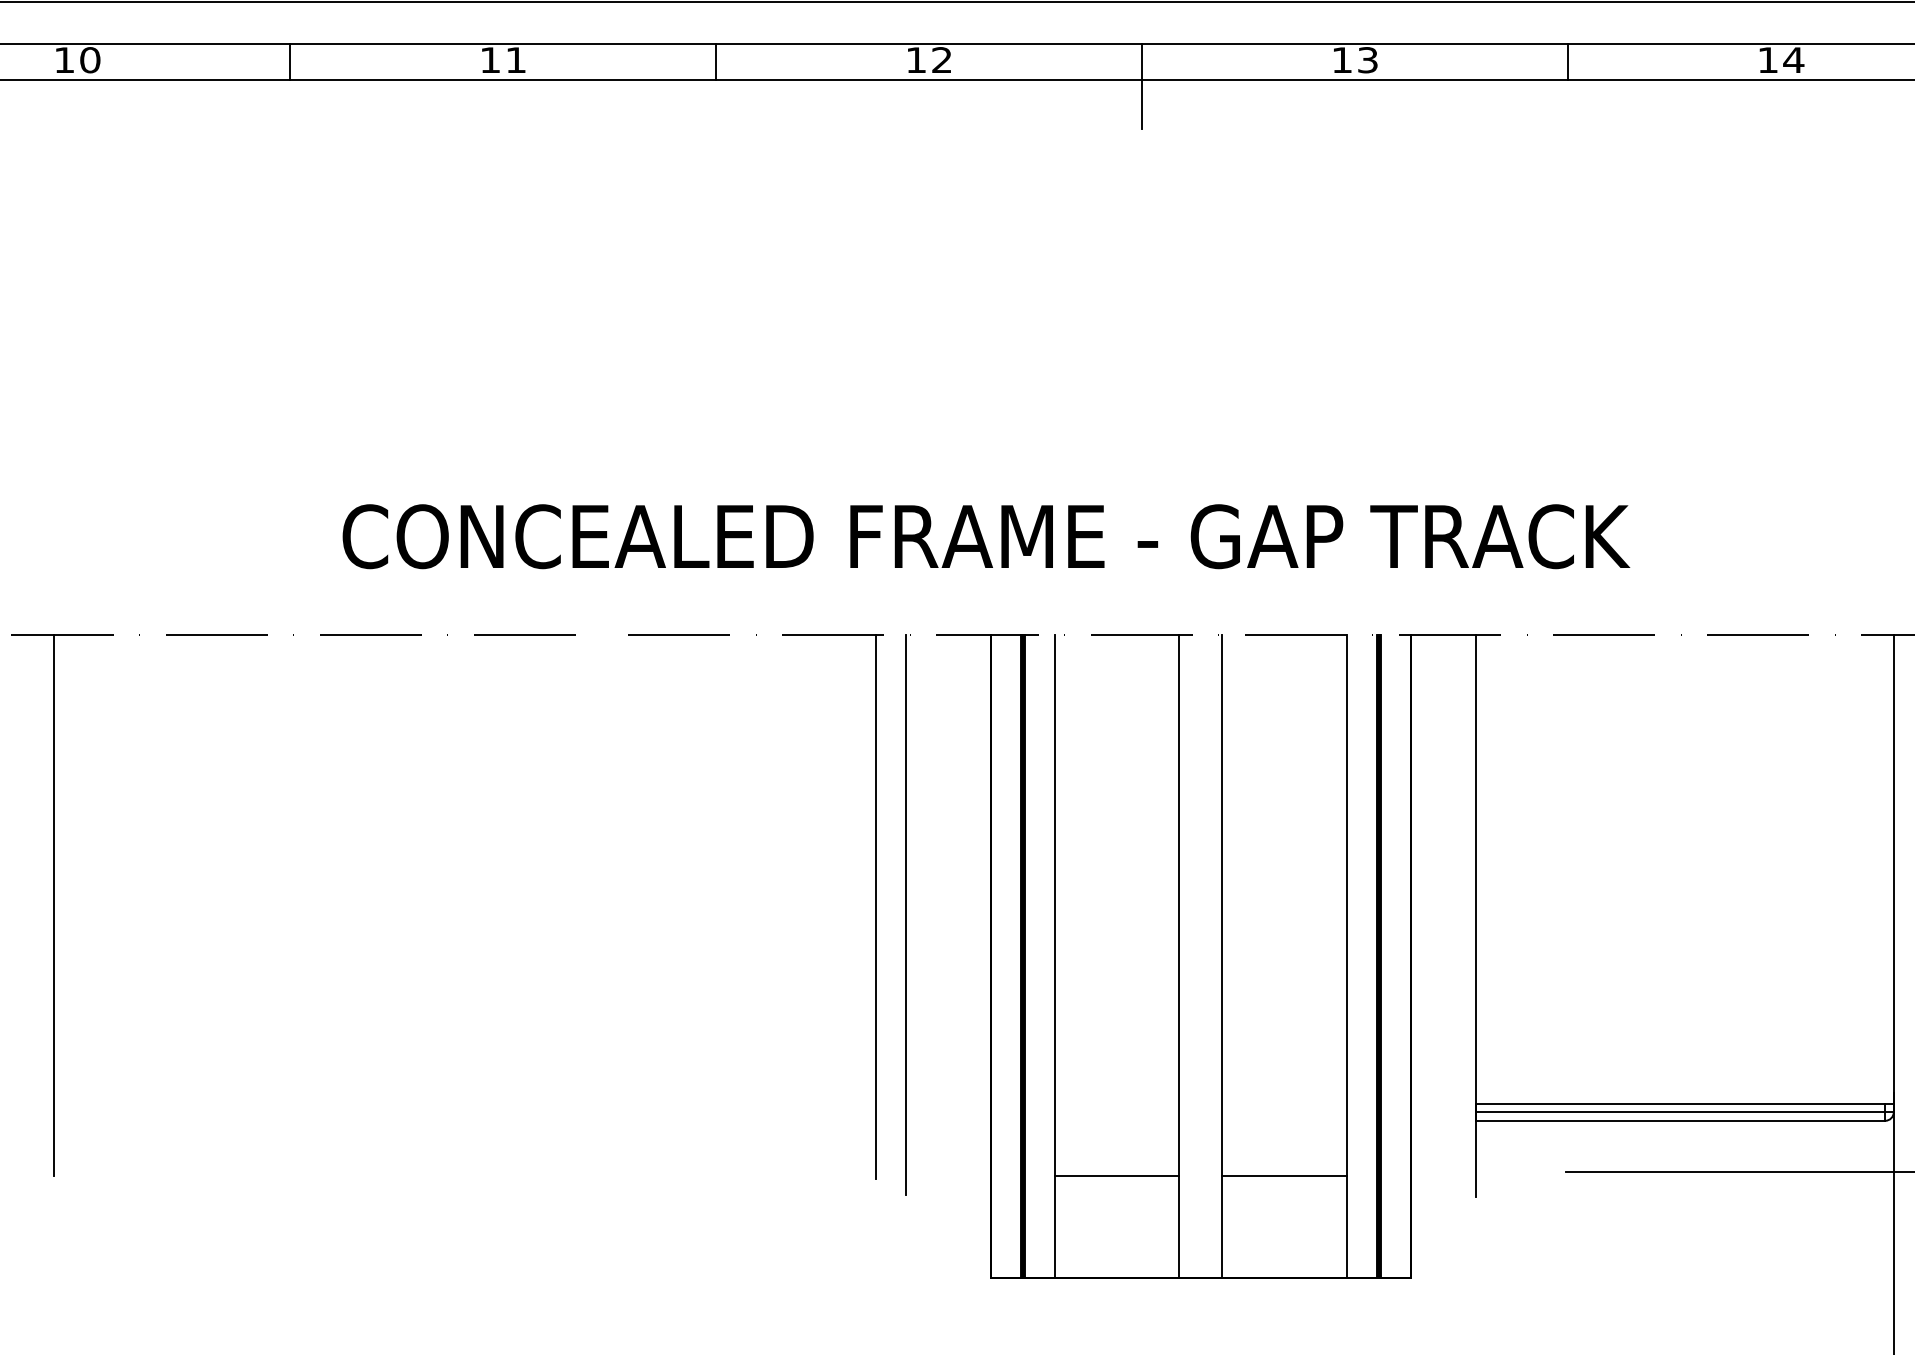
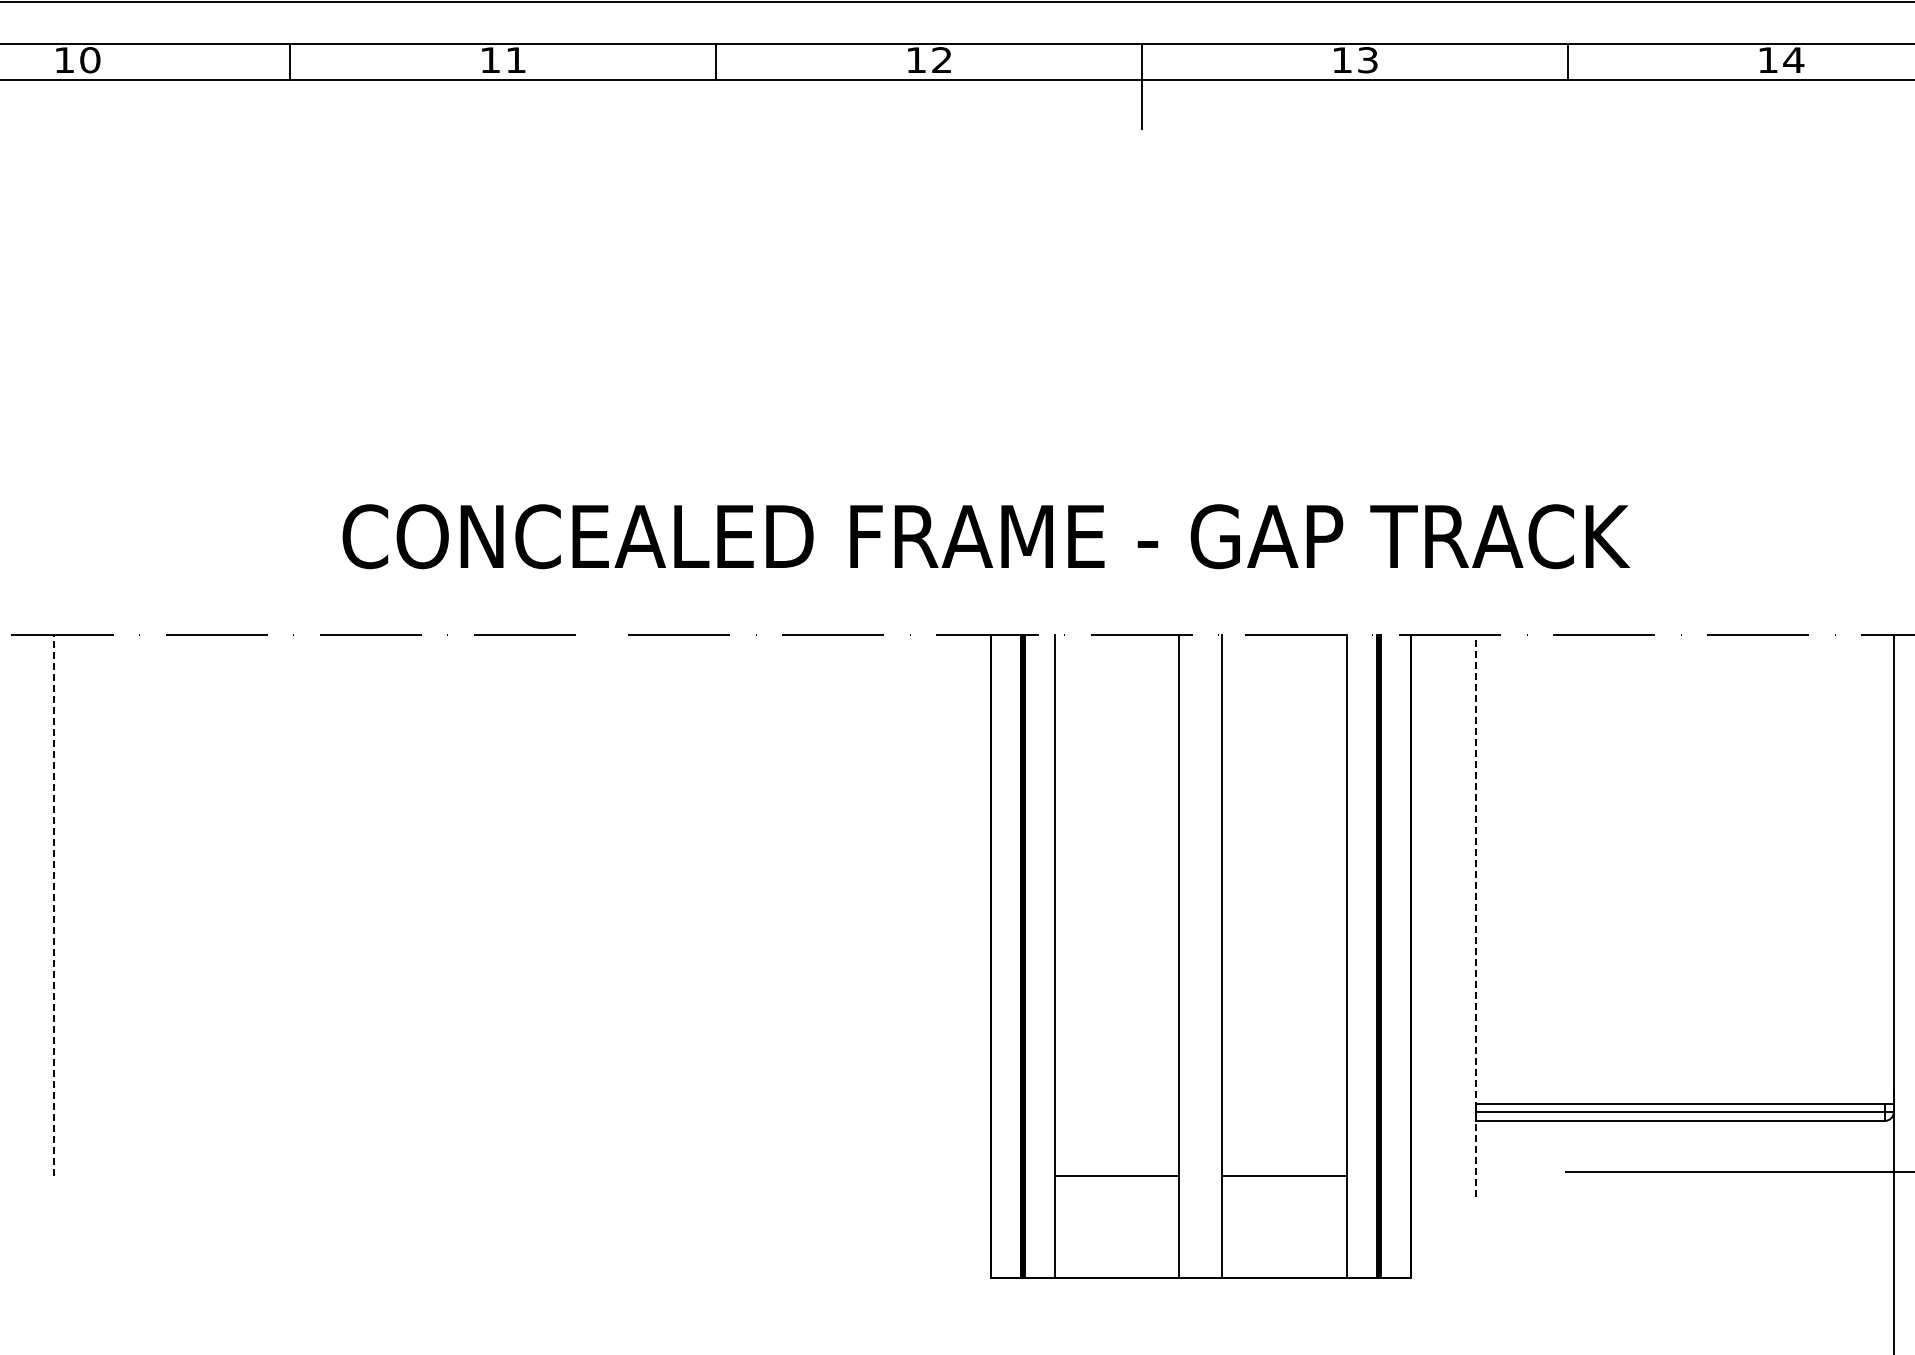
line: solid -> dashed (53, 905)
line: present -> none (875, 906)
line: present -> none (905, 914)
line: solid -> dashed (1476, 915)
